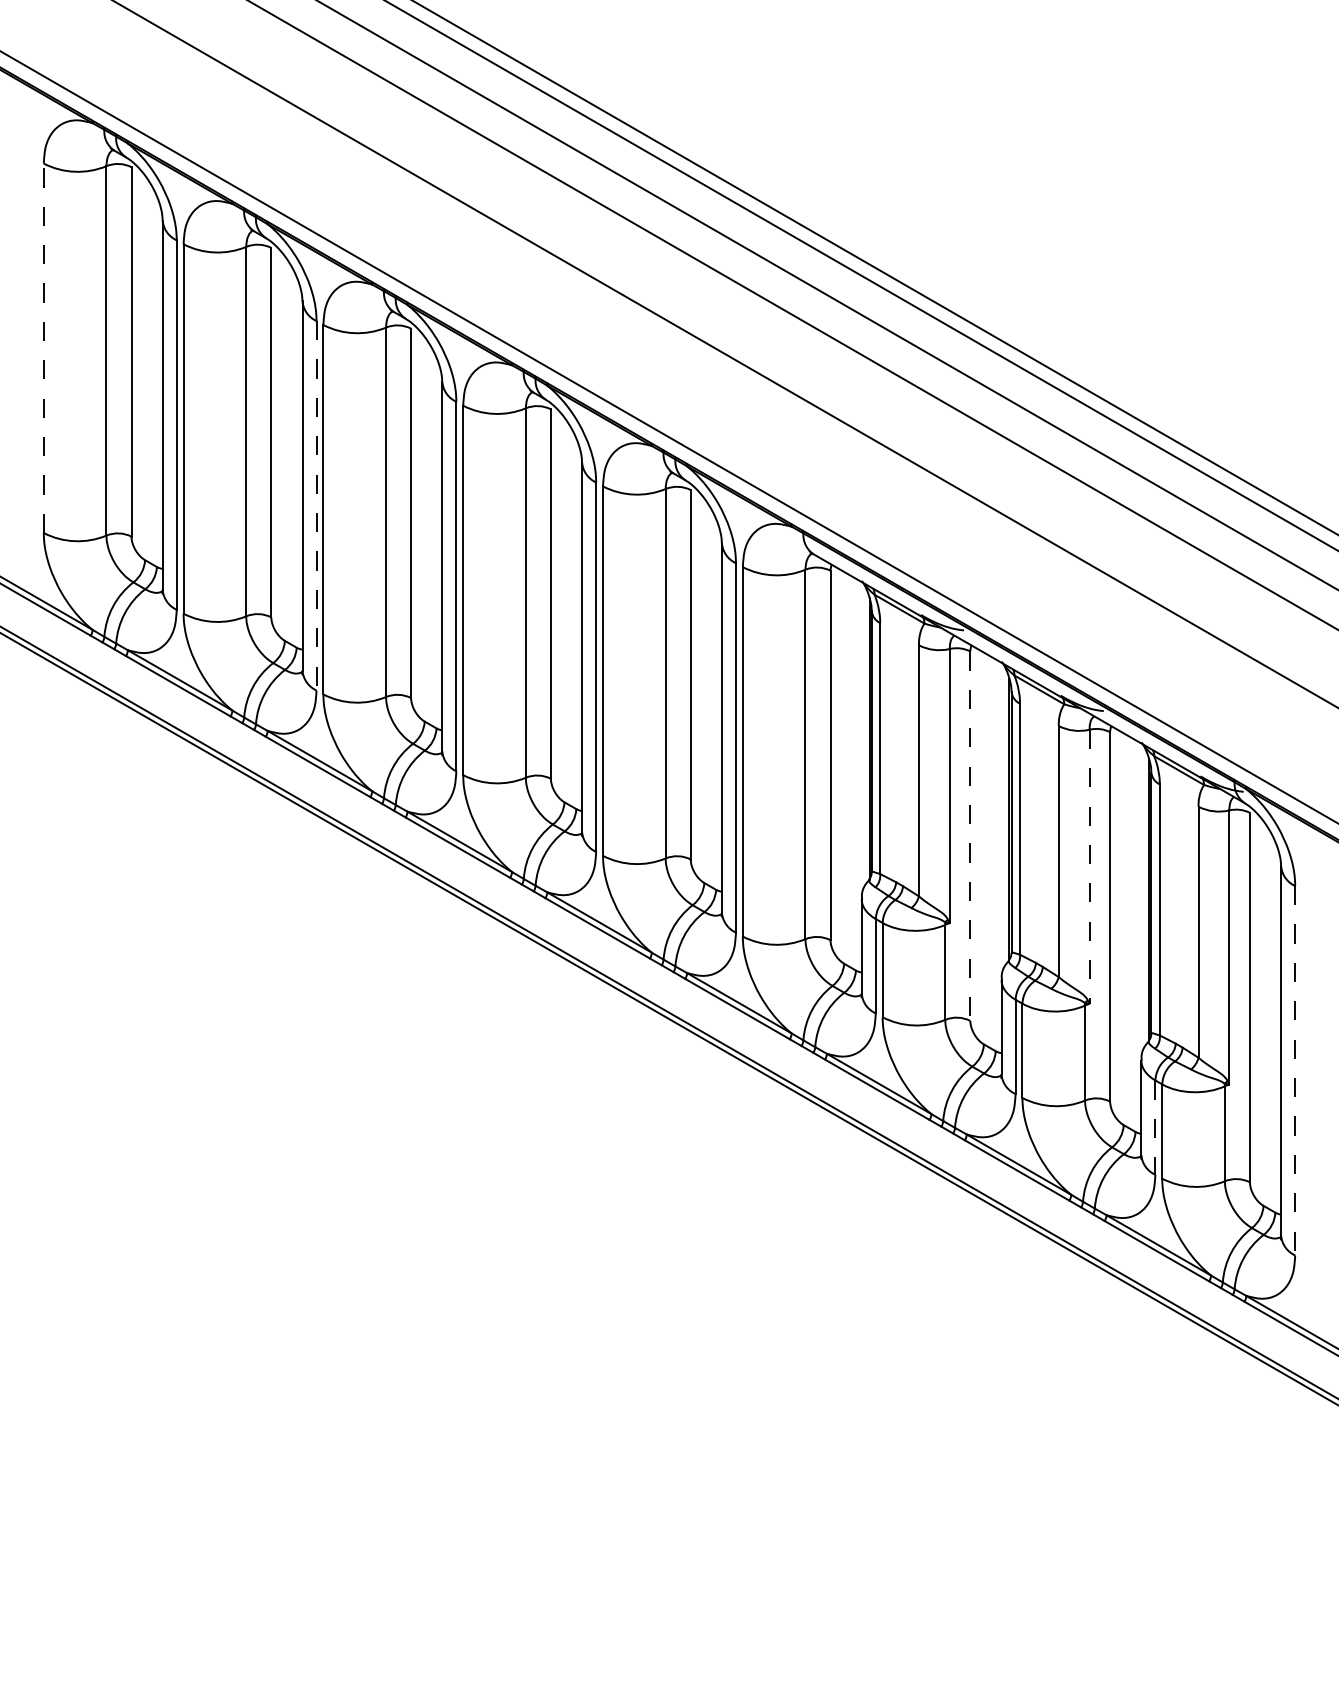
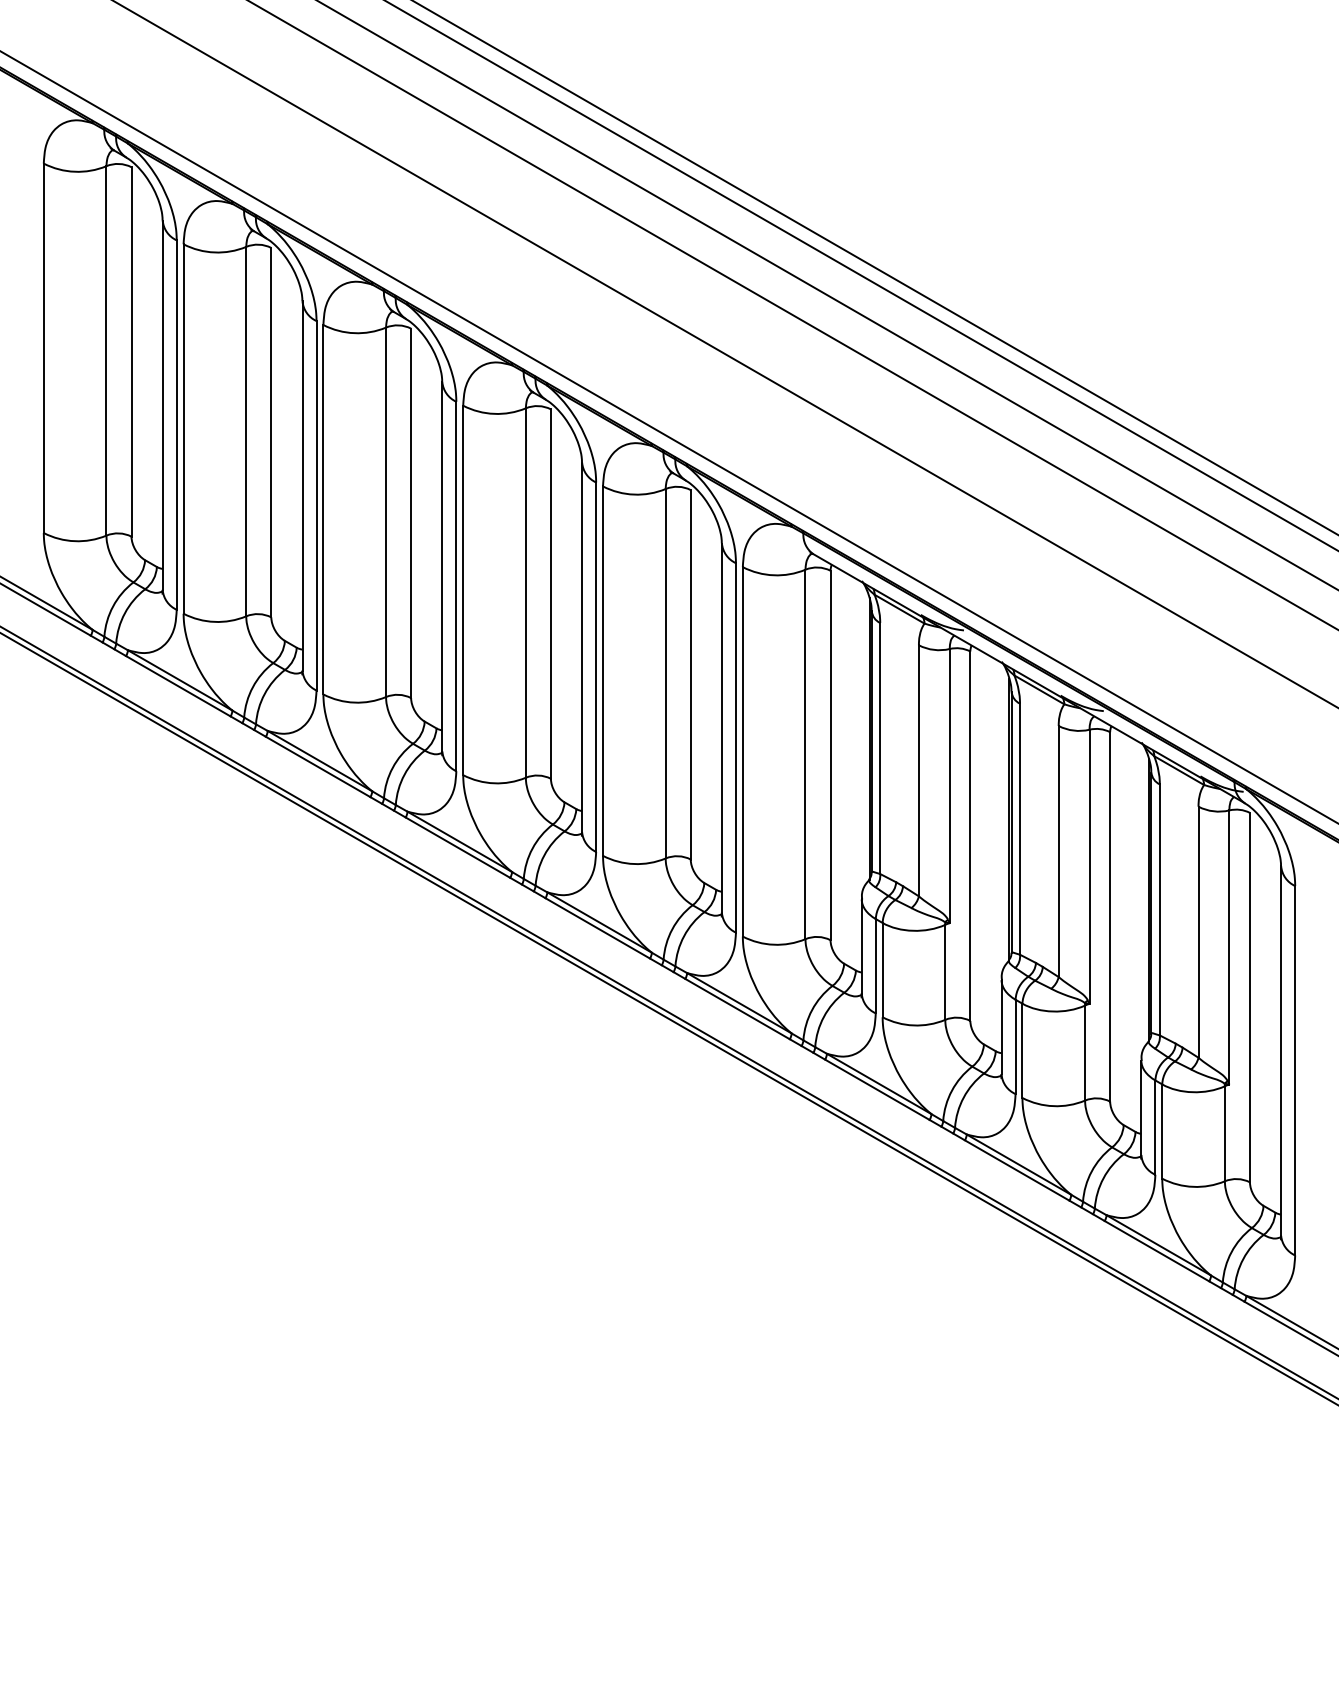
line: dashed -> solid (43, 348)
line: dashed -> solid (316, 505)
line: dashed -> solid (970, 836)
line: dashed -> solid (1089, 867)
line: dashed -> solid (1295, 1070)
line: dashed -> solid (1155, 1128)
